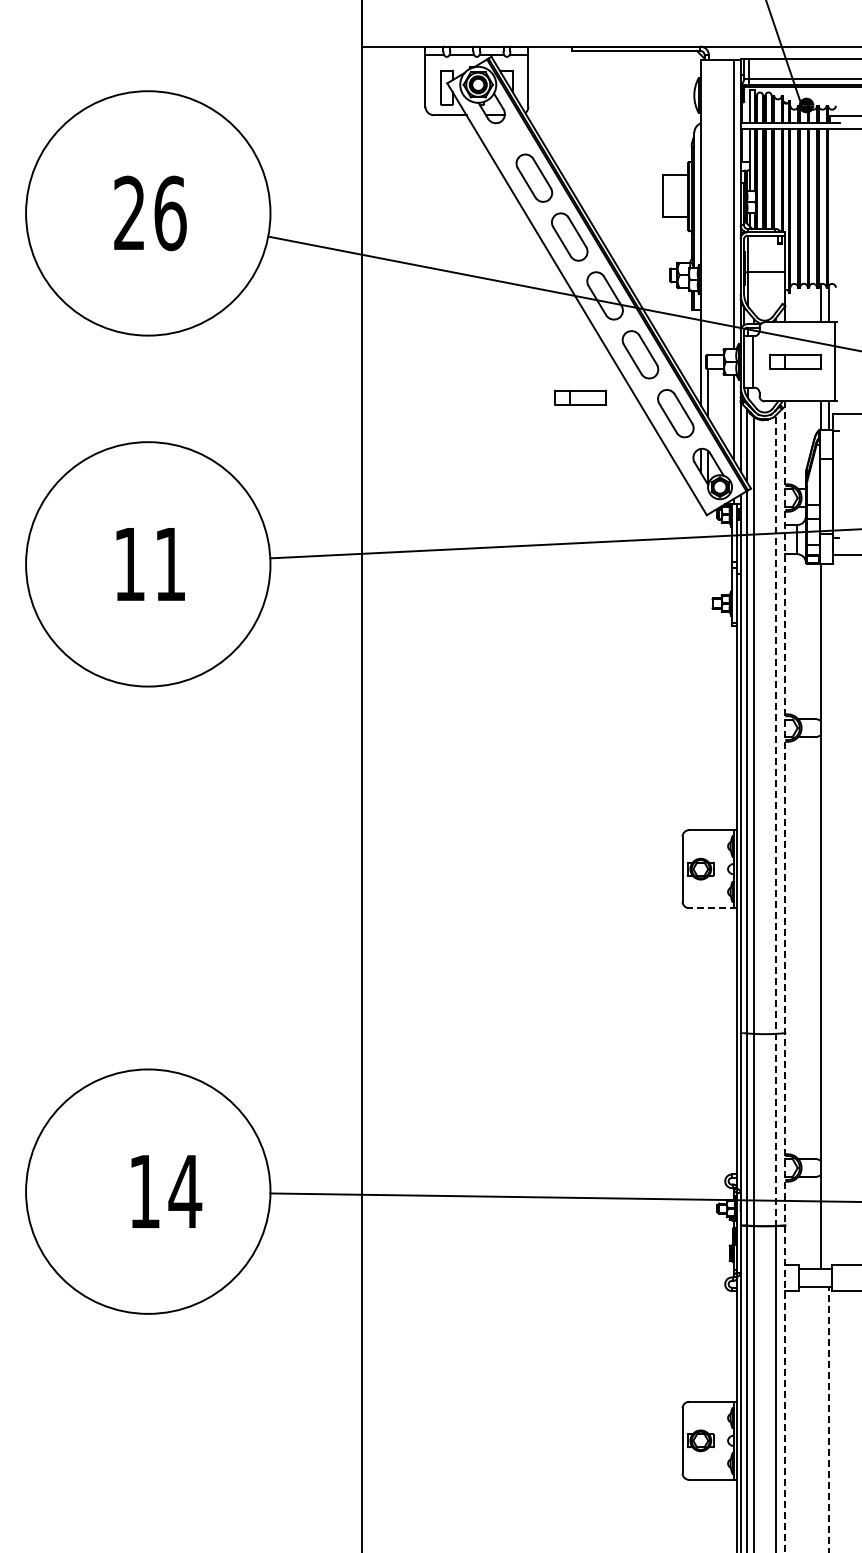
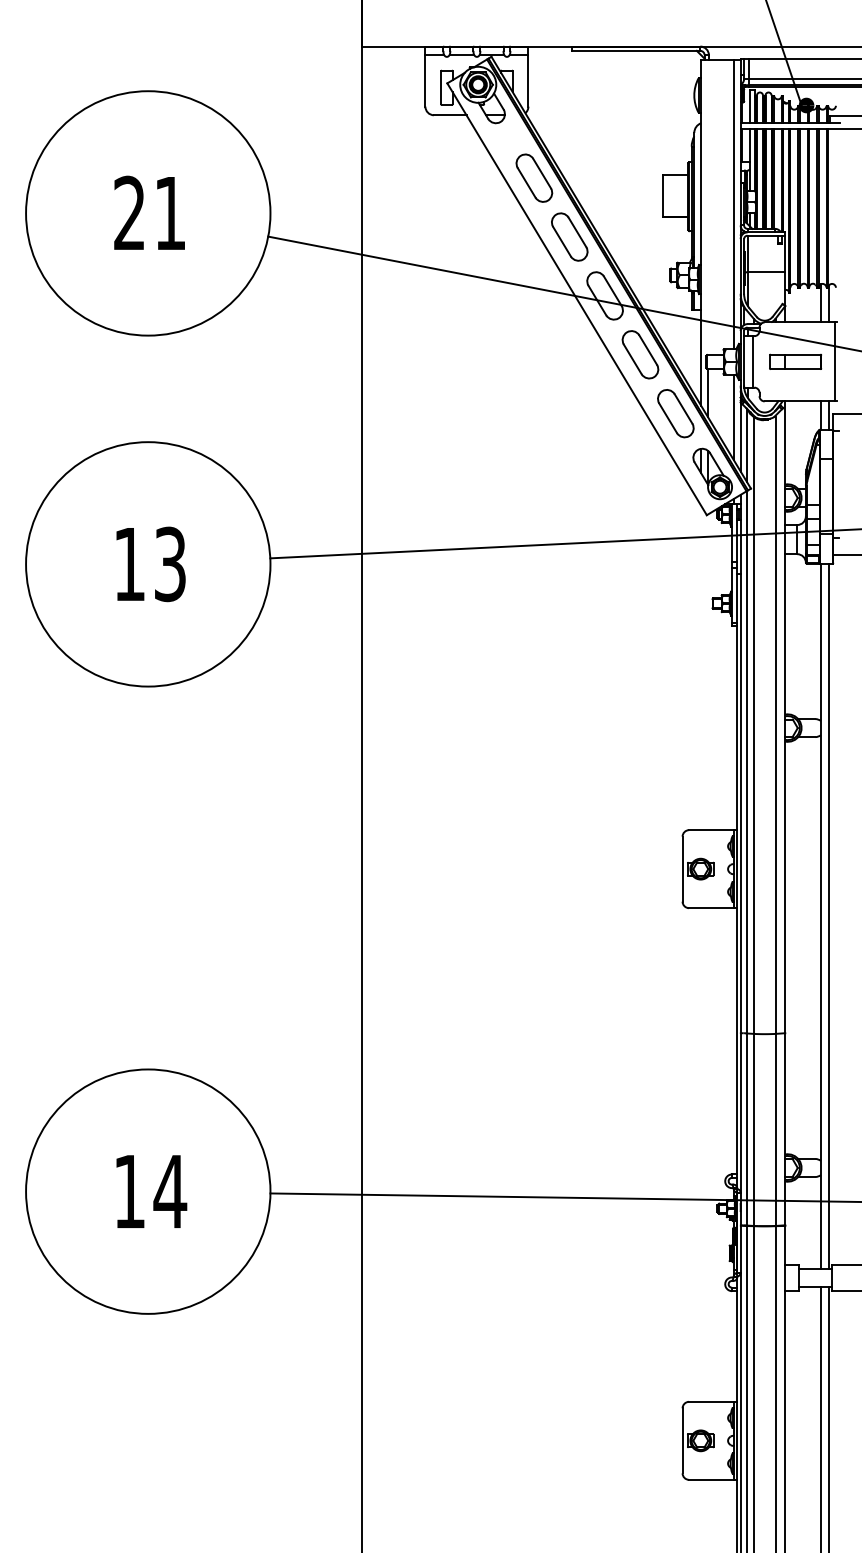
text: 26 -> 21 (170, 213)
part: present -> none (580, 397)
text: 11 -> 13 (170, 564)
line: dashed -> solid (775, 821)
line: dashed -> solid (712, 908)
line: none -> present (828, 915)
line: dashed -> solid (785, 977)
text position: (166, 1191) -> (151, 1191) (151, 1191)
line: none -> present (820, 1418)
line: dashed -> solid (828, 1419)
